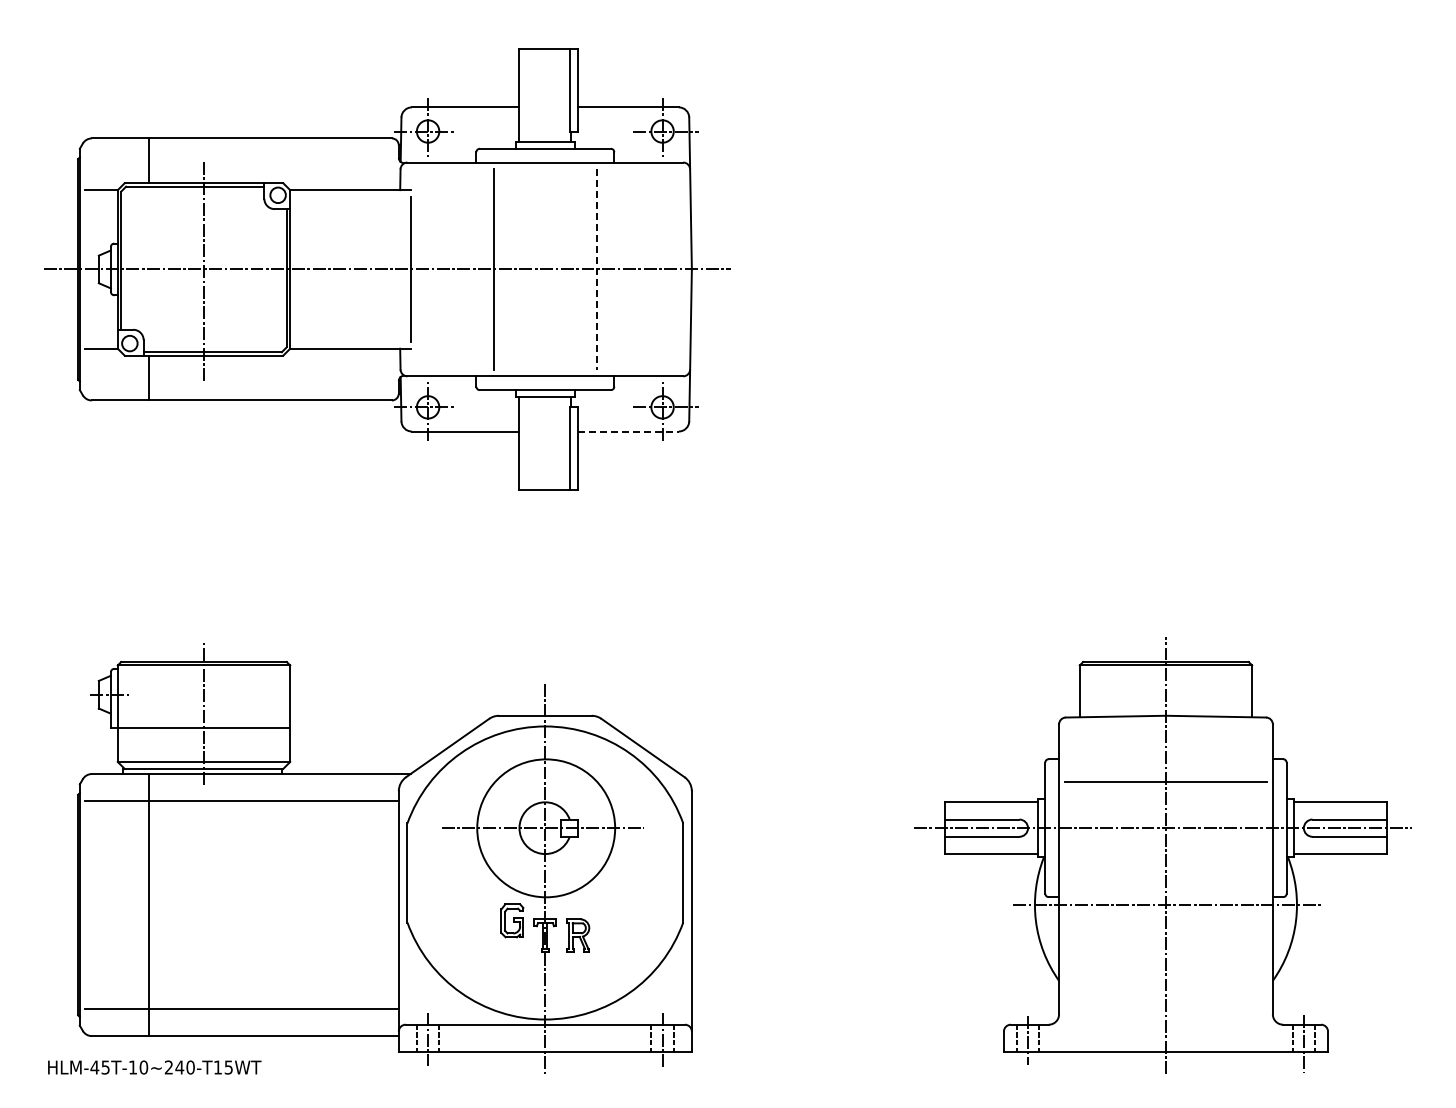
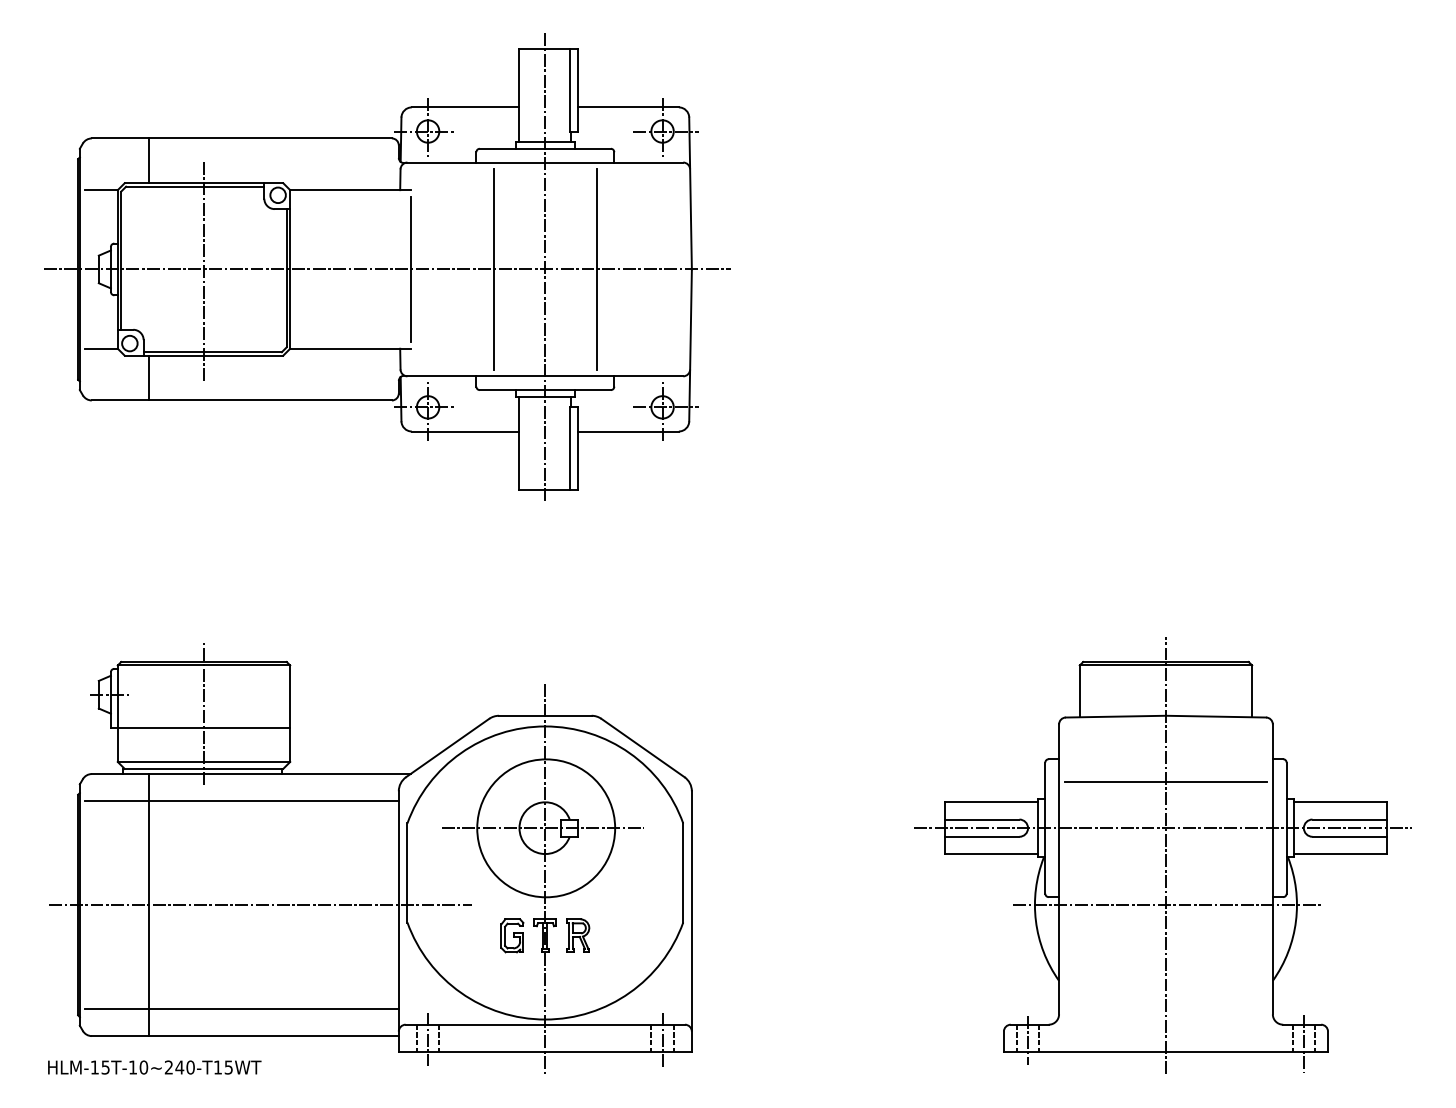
line: none -> present (545, 268)
line: dashed -> solid (597, 269)
line: dashed -> solid (628, 431)
line: none -> present (260, 905)
part position: (512, 920) -> (512, 935) (512, 935)
text: HLM-45T-10~240-T15WT -> HLM-15T-10~240-T15WT (94, 1067)
